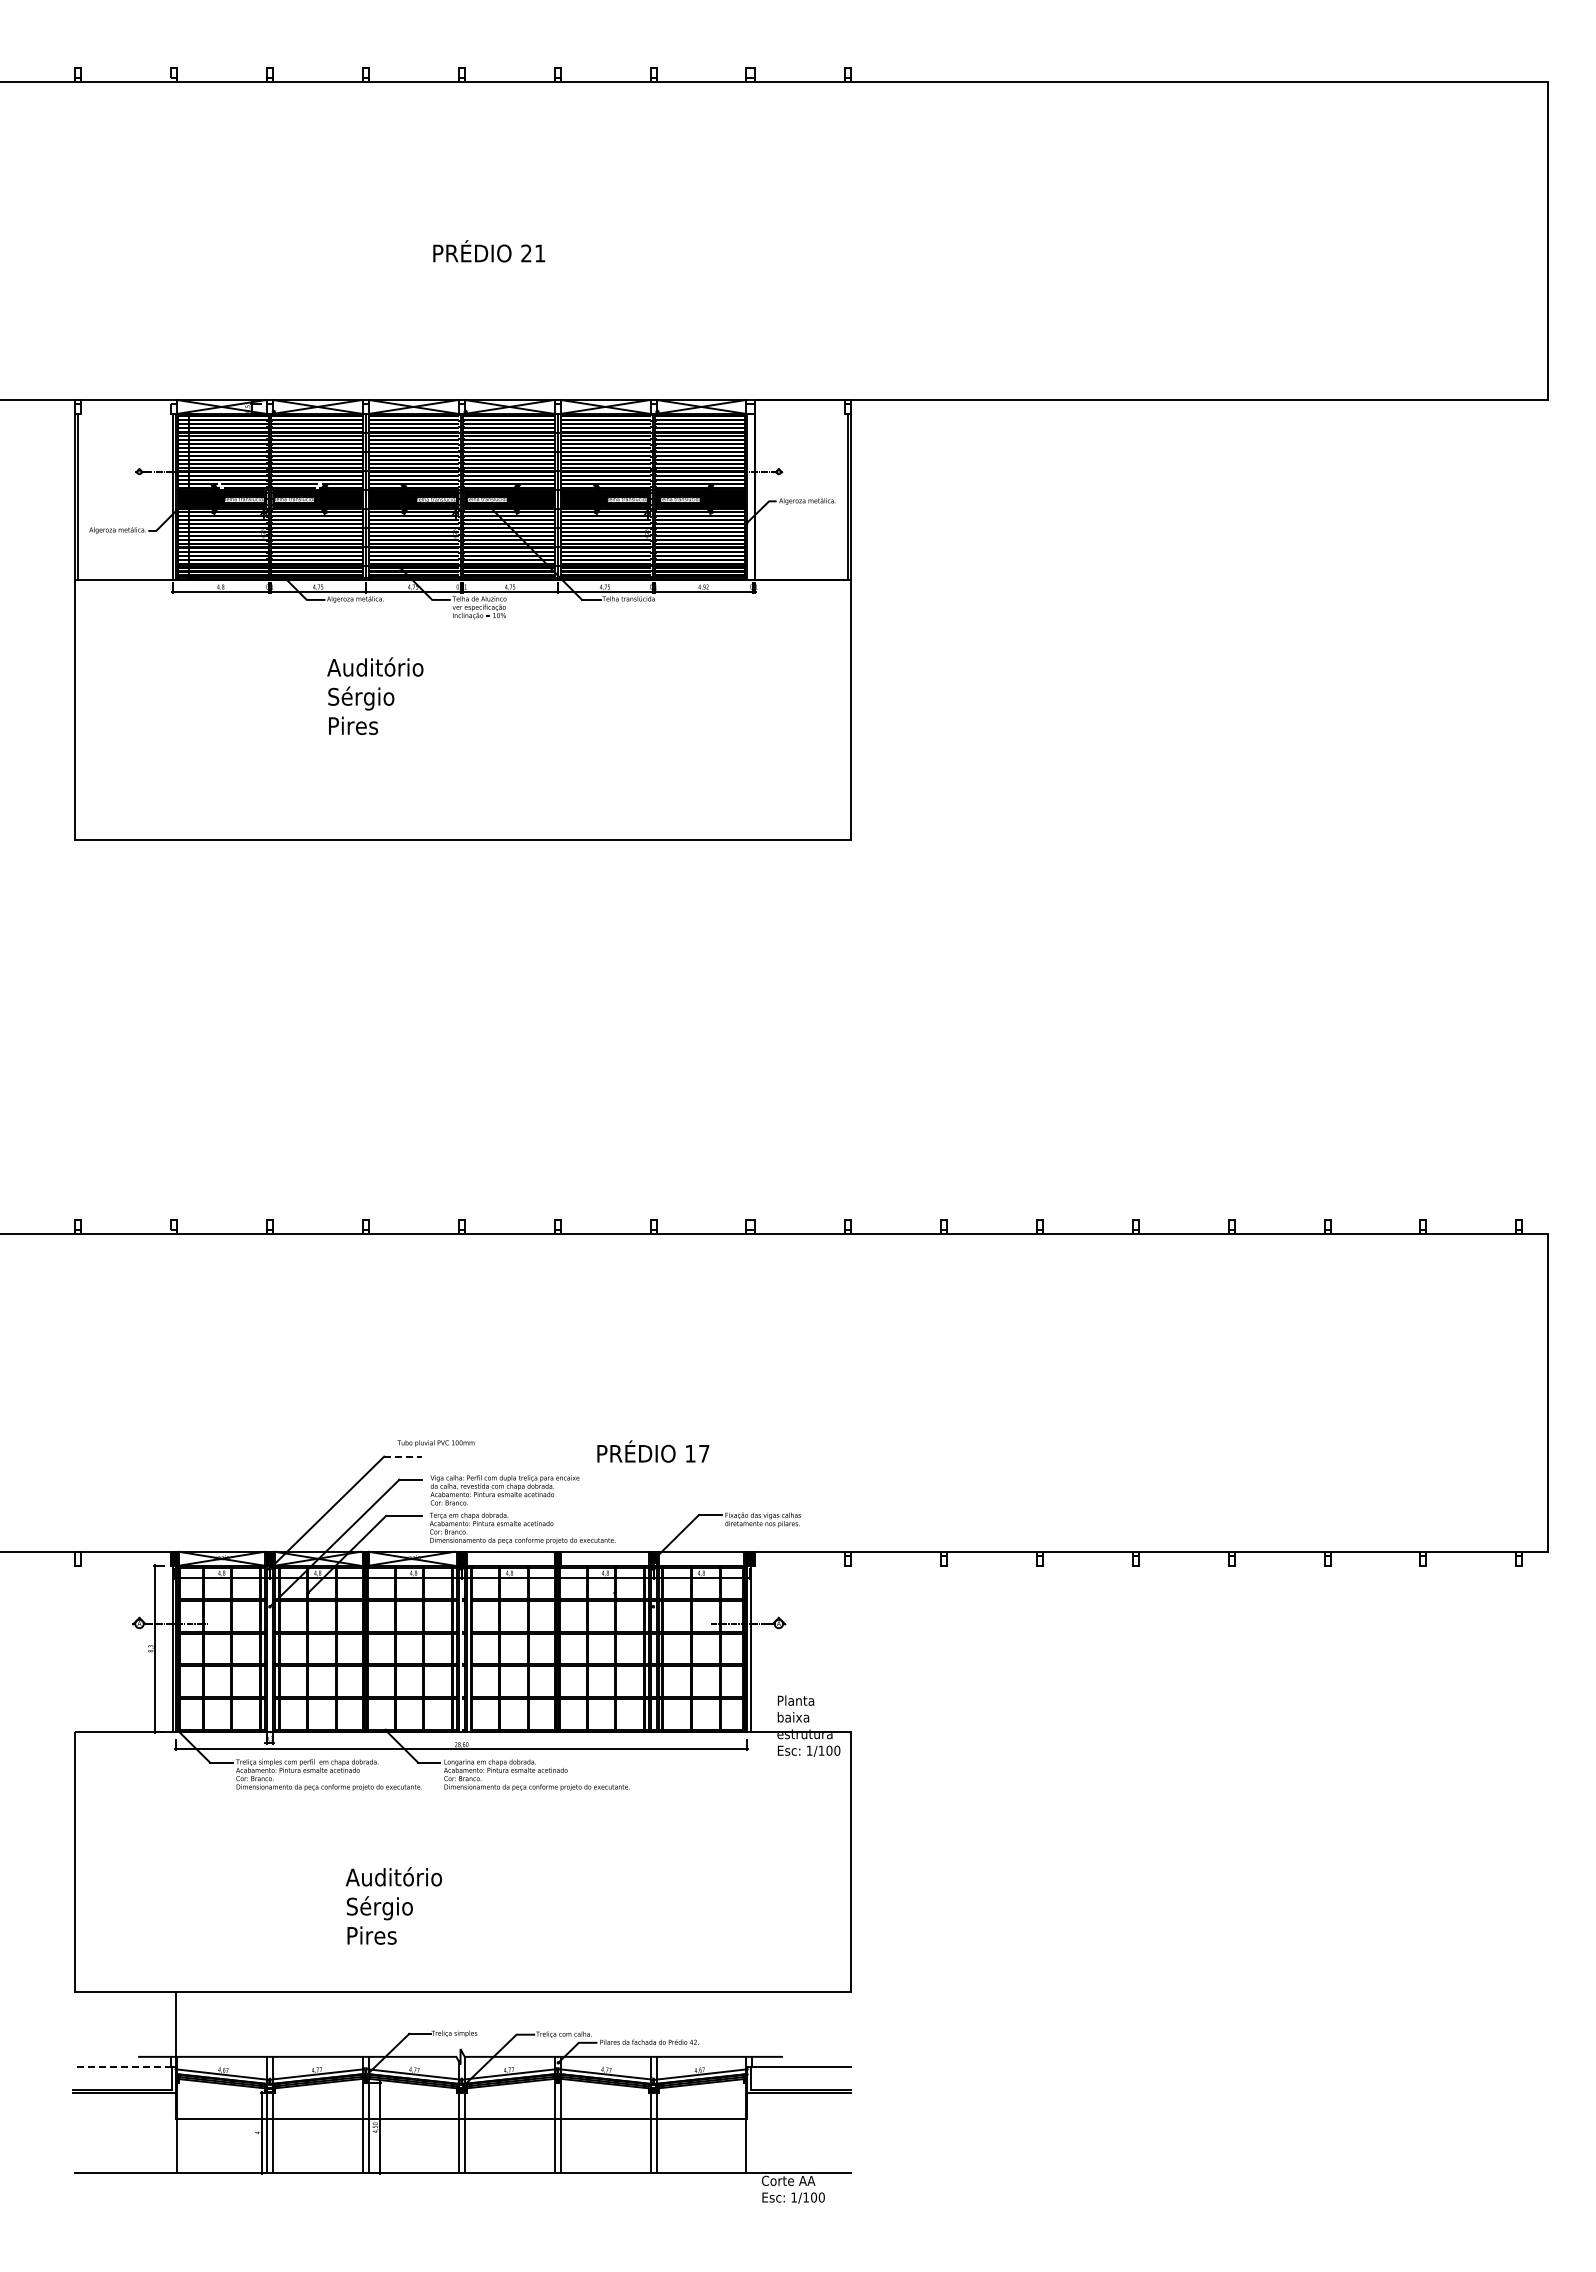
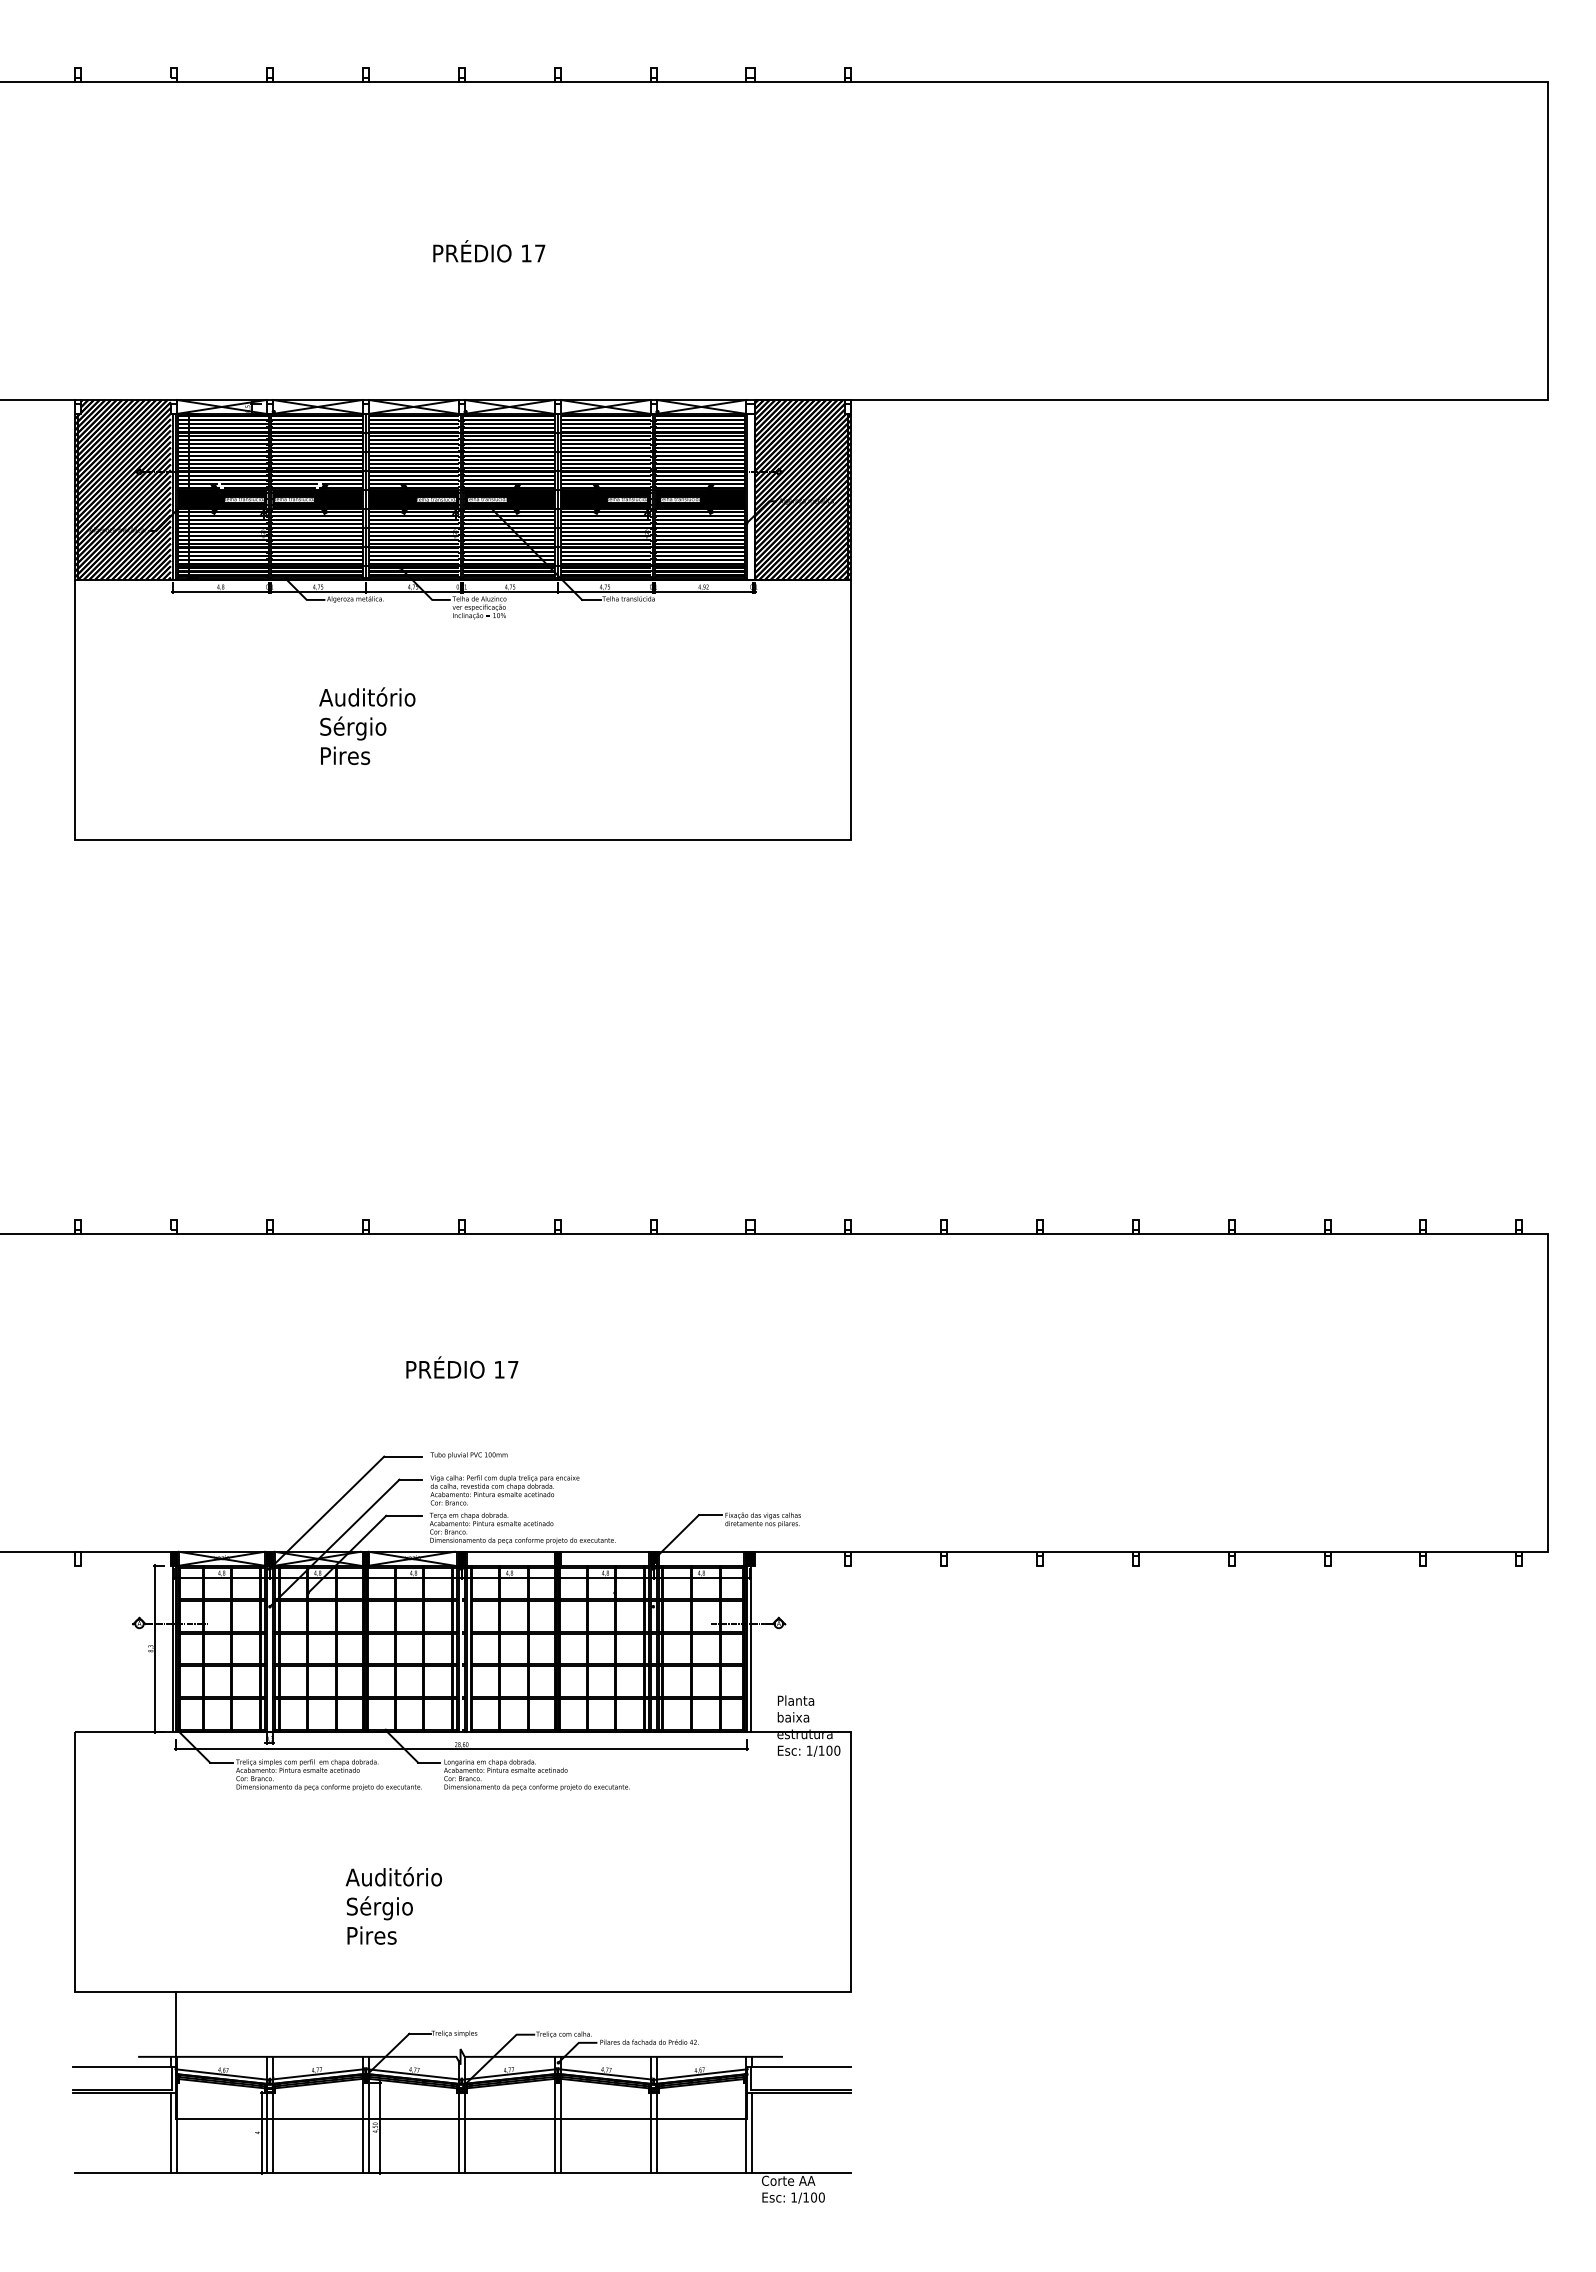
text: 21 -> 17 (533, 253)
hatch: none -> present (122, 489)
hatch: none -> present (802, 489)
text position: (375, 695) -> (367, 725) (367, 725)
text position: (435, 1443) -> (468, 1455) (468, 1455)
text position: (653, 1451) -> (462, 1367) (462, 1367)
line: dashed -> solid (403, 1456)
line: dashed -> solid (122, 2066)
line: none -> present (171, 2132)
line: none -> present (752, 2132)
